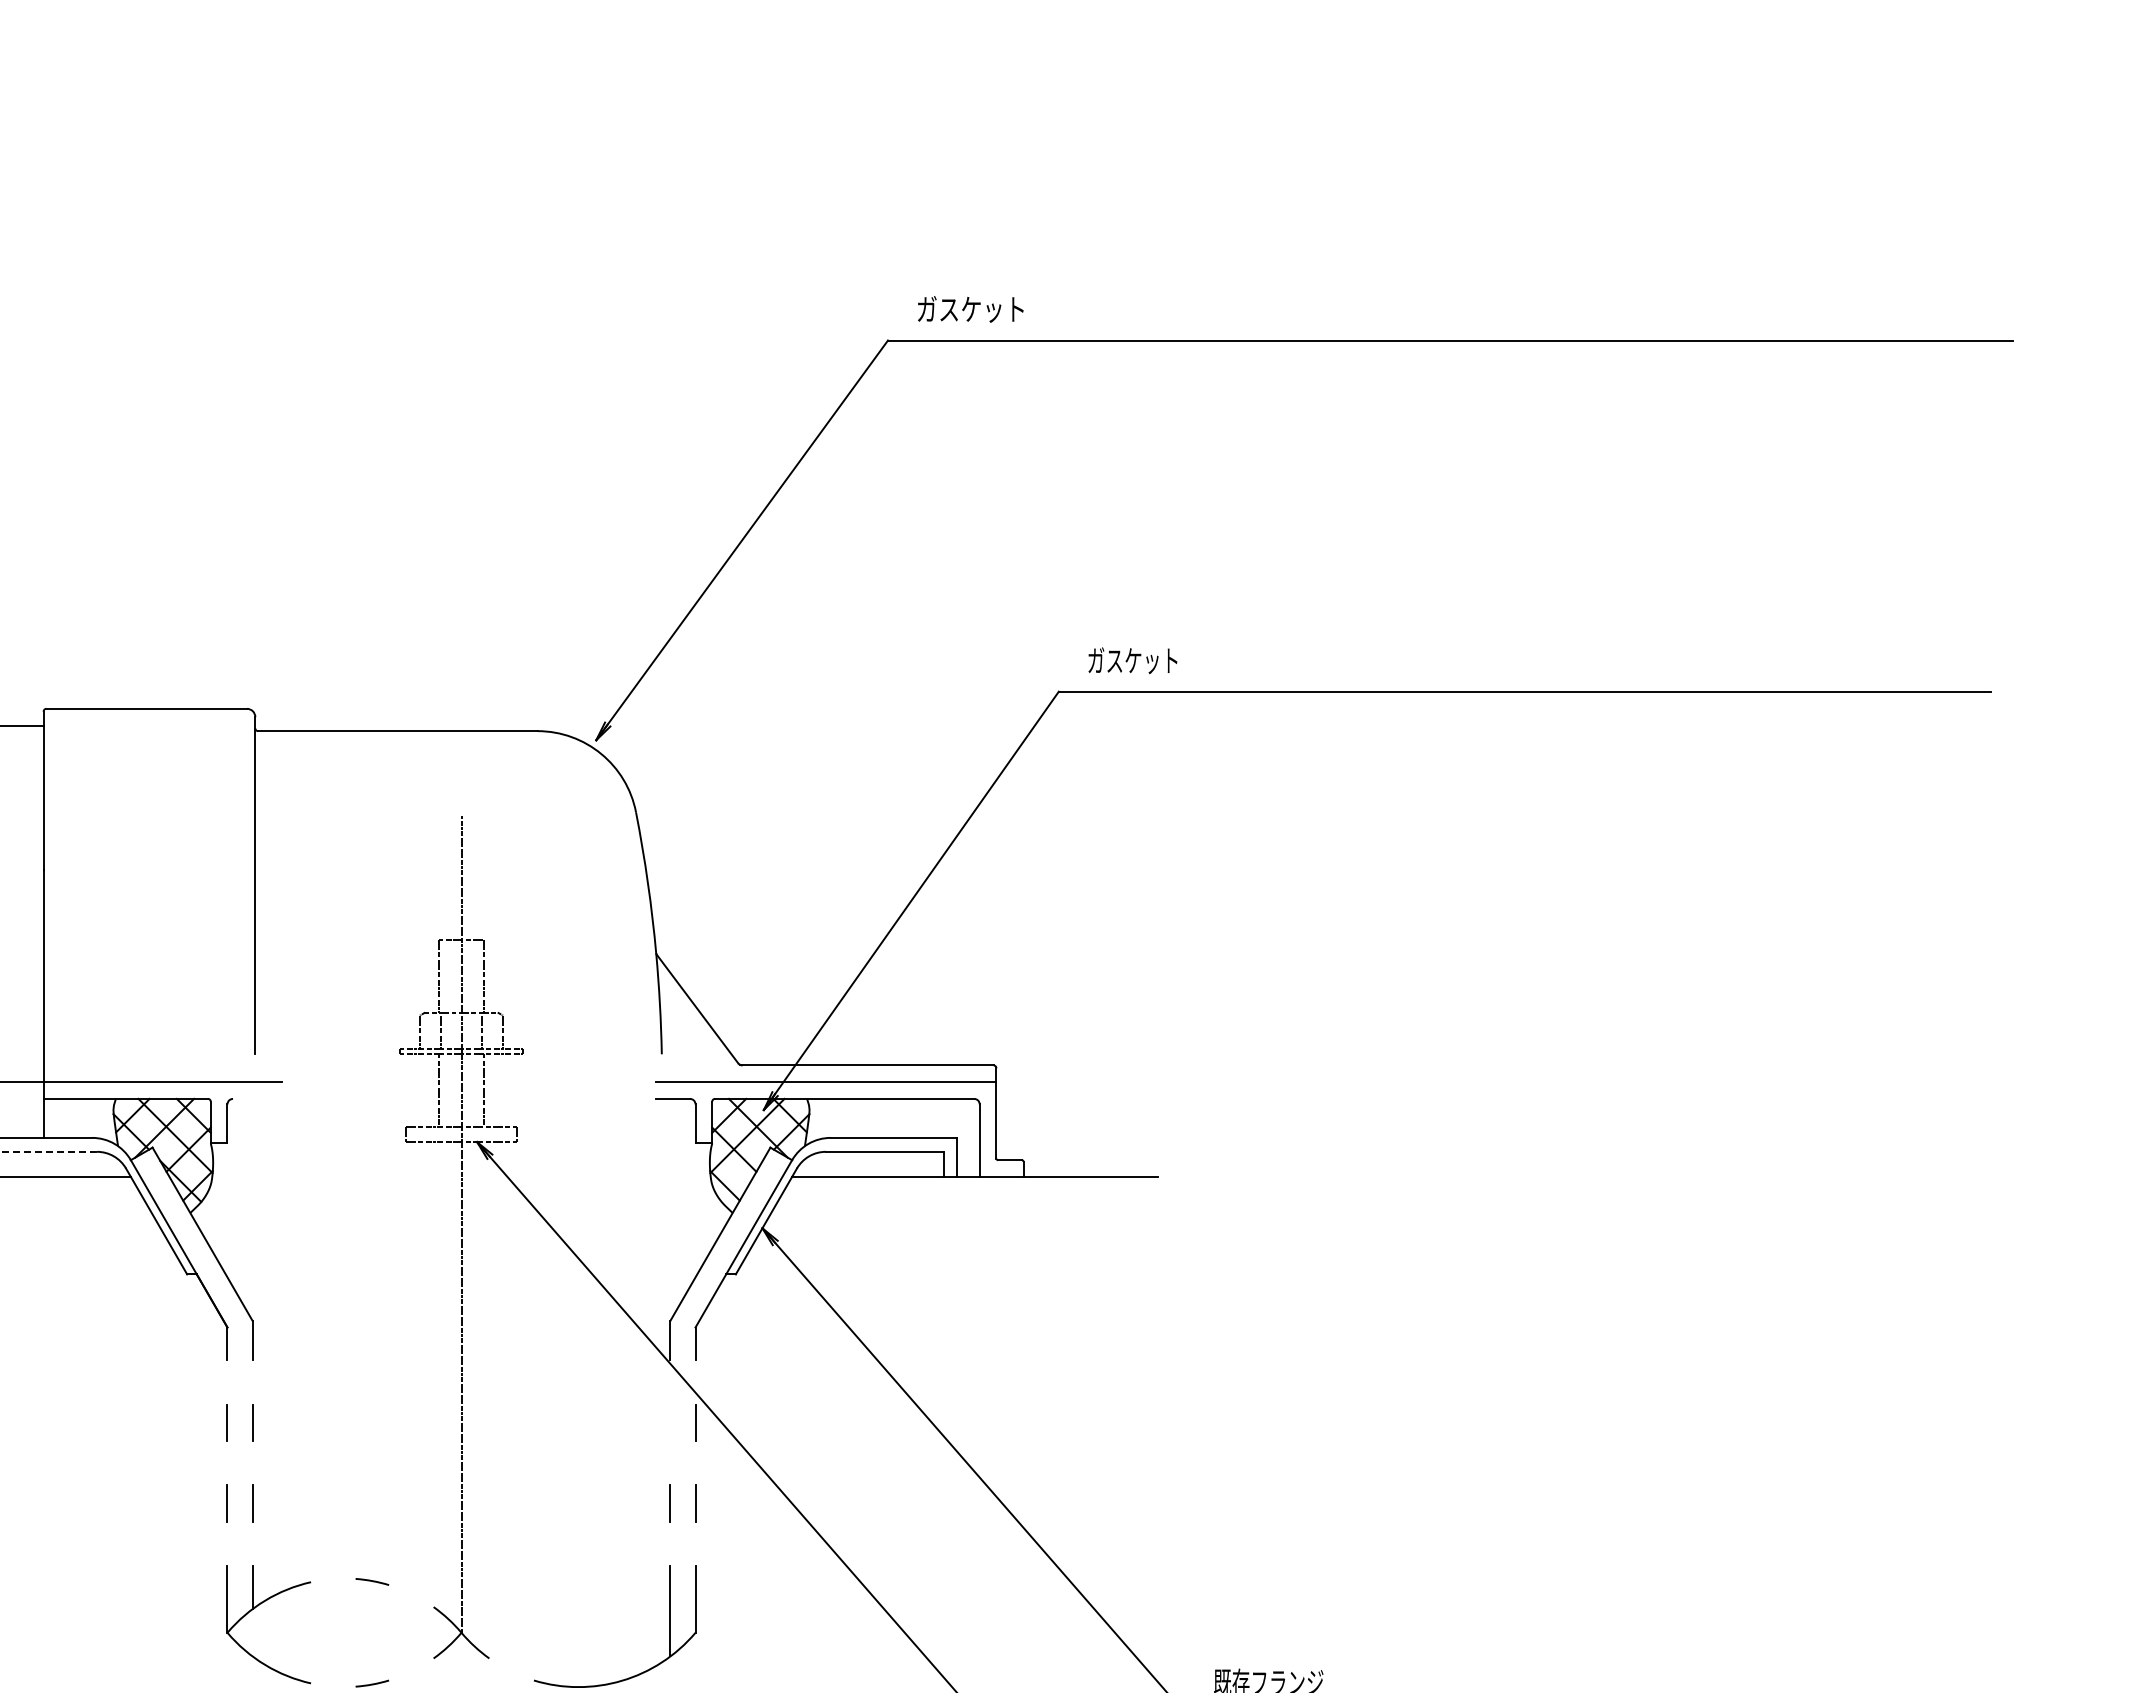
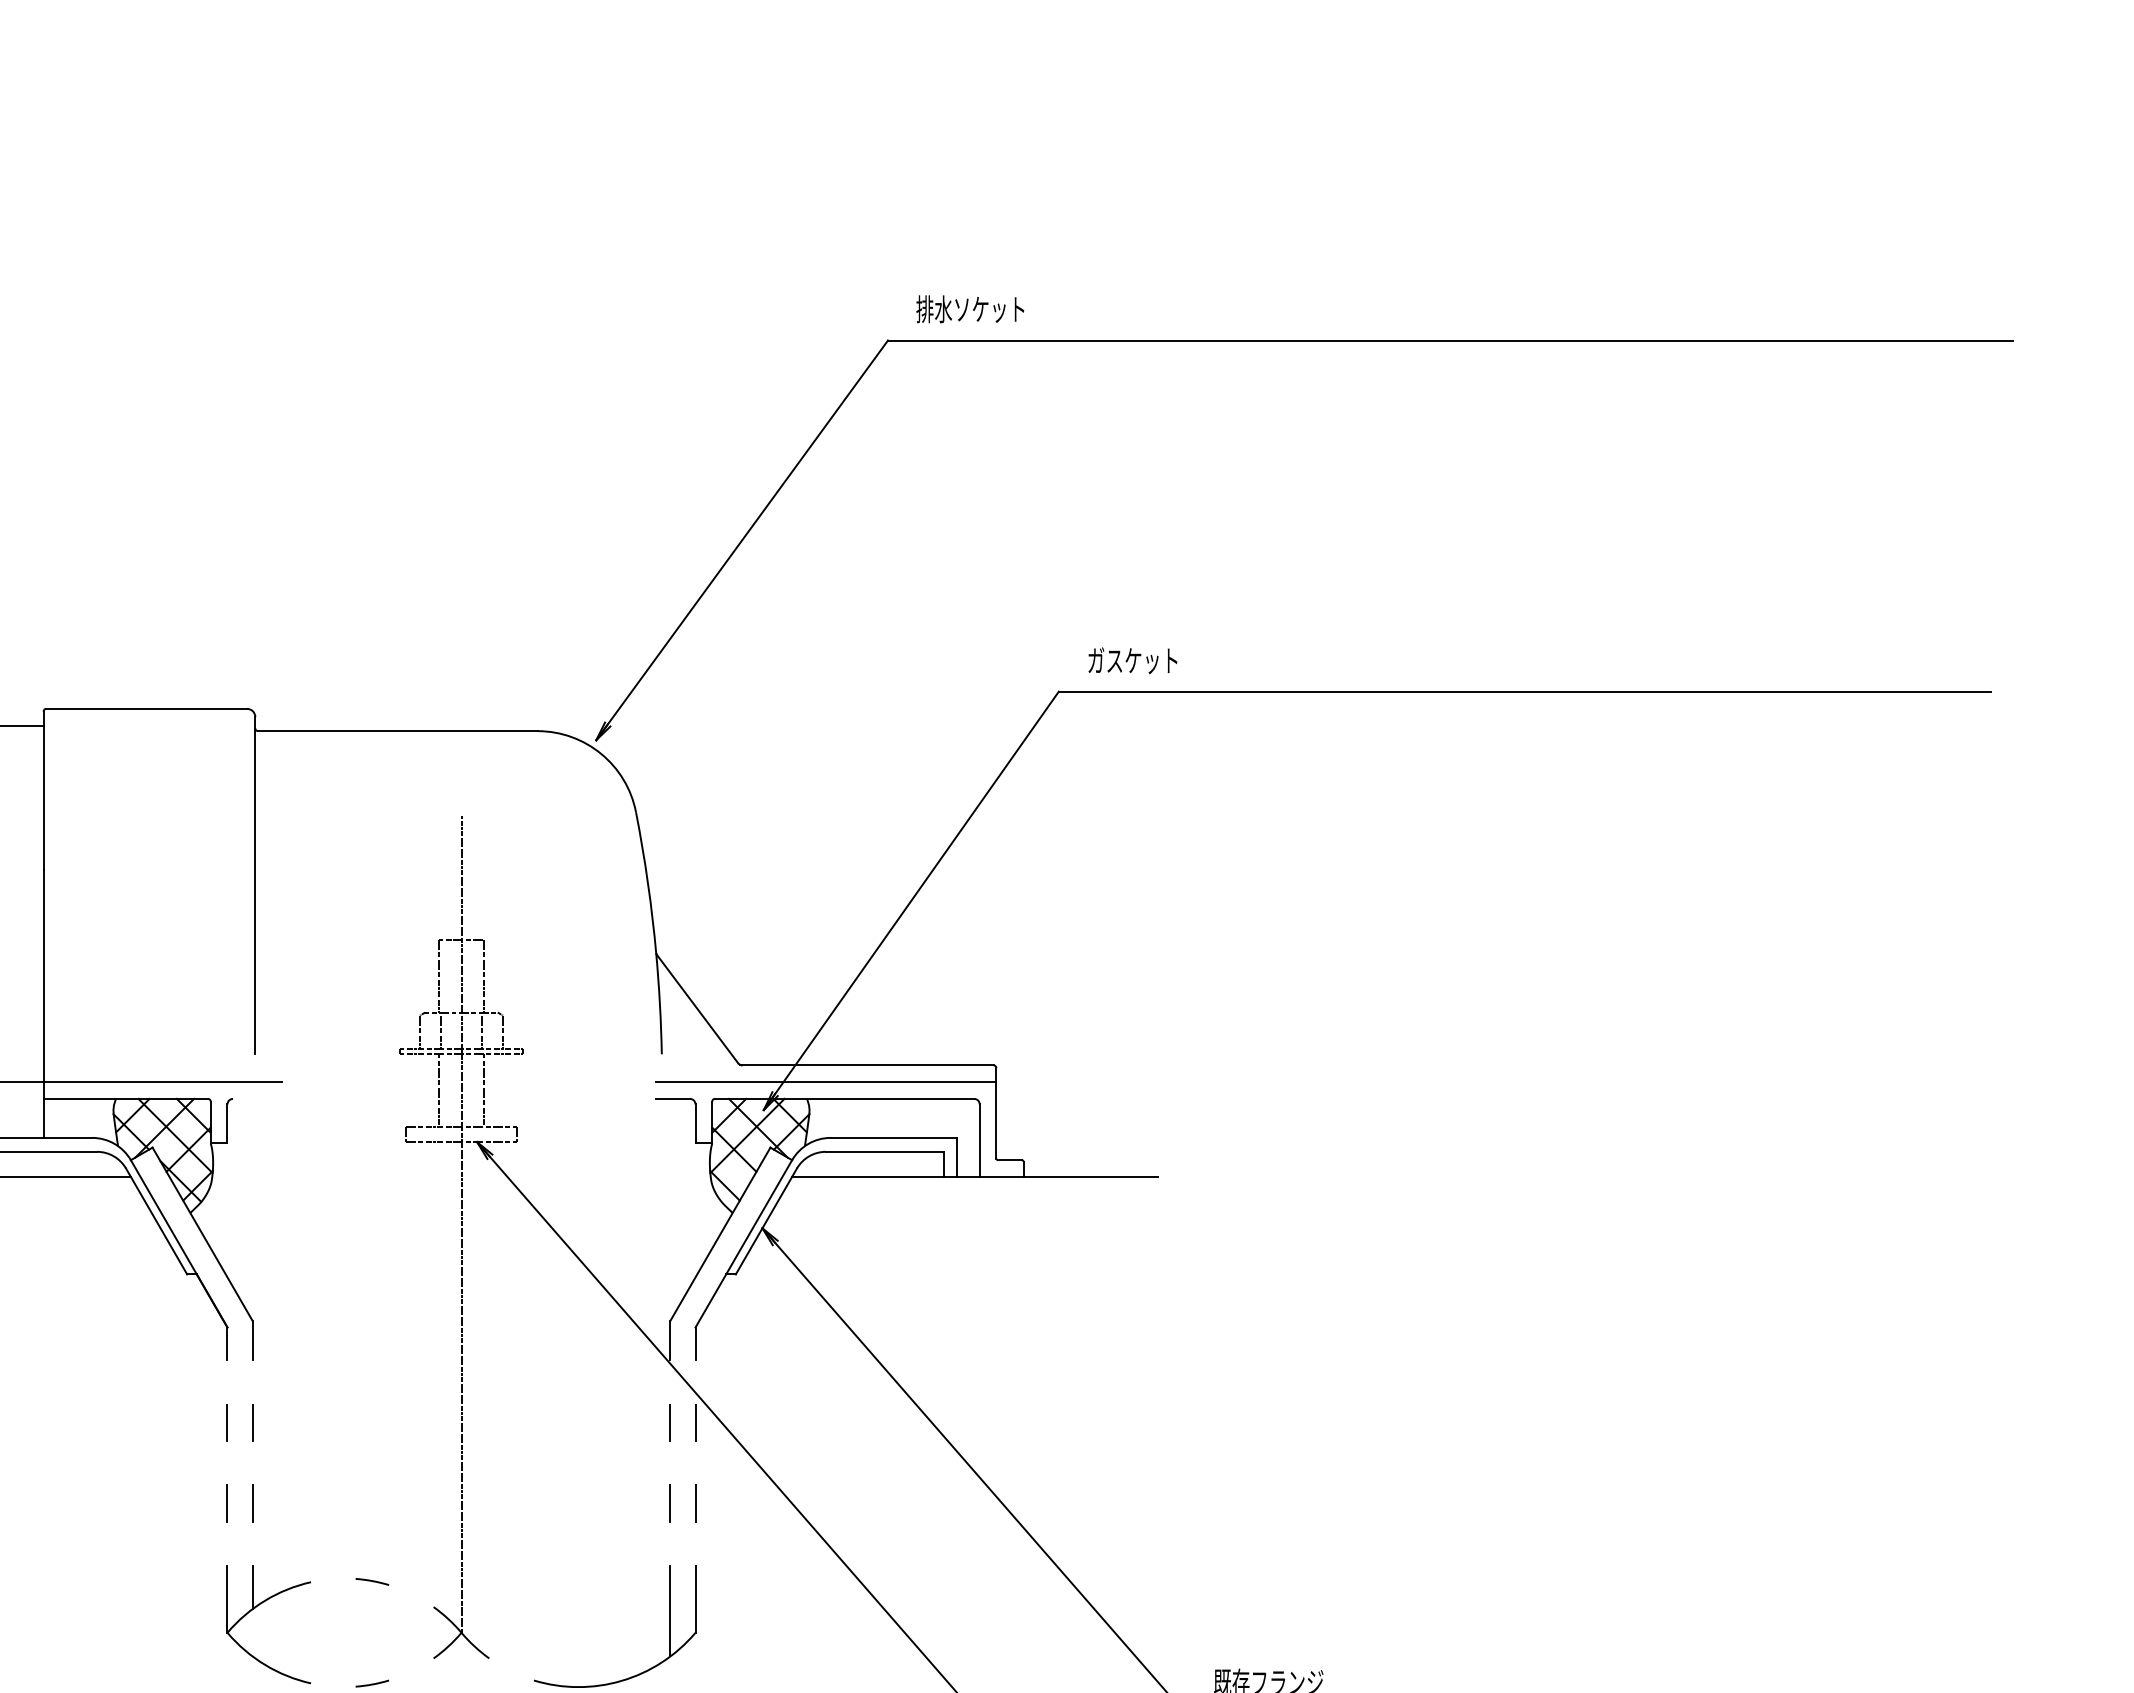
text: ガスケット -> 排水ソケット (970, 309)
line: dashed -> solid (48, 1151)
line: none -> present (670, 1422)
